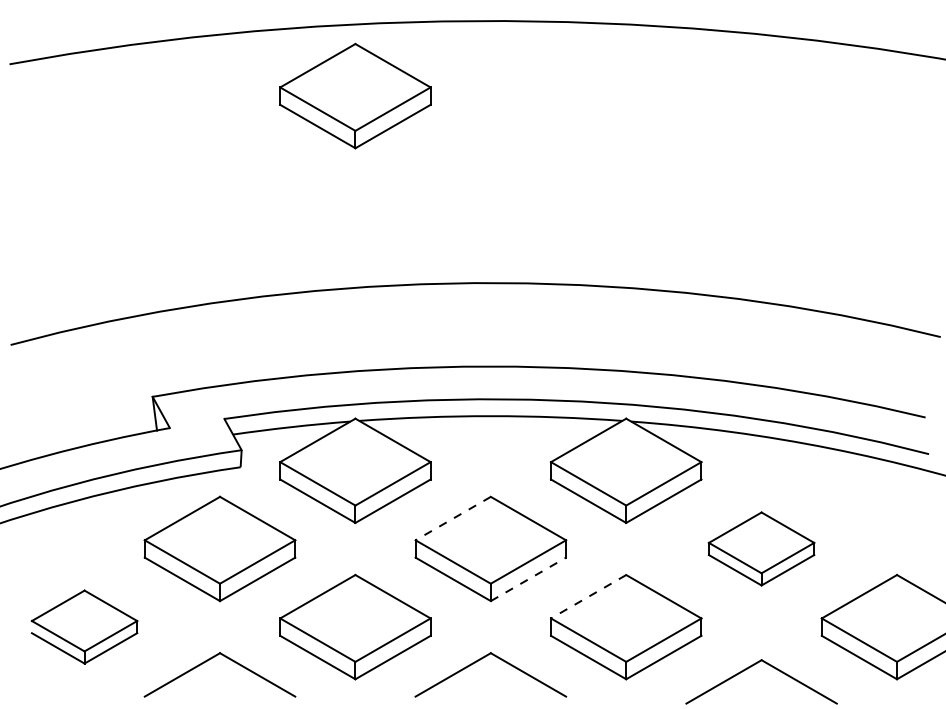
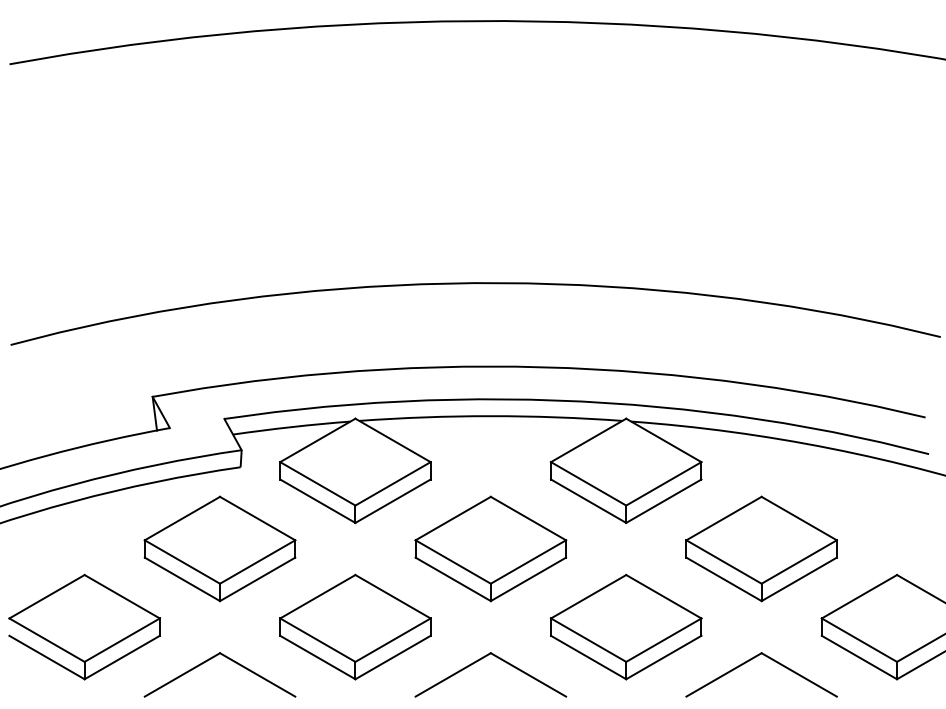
part: present -> none (355, 95)
line: dashed -> solid (452, 518)
part size: 109x76 px -> 153x108 px (761, 548)
line: dashed -> solid (528, 579)
line: dashed -> solid (588, 597)
part size: 109x76 px -> 153x108 px (84, 626)
part position: (751, 667) -> (751, 660) (751, 660)
